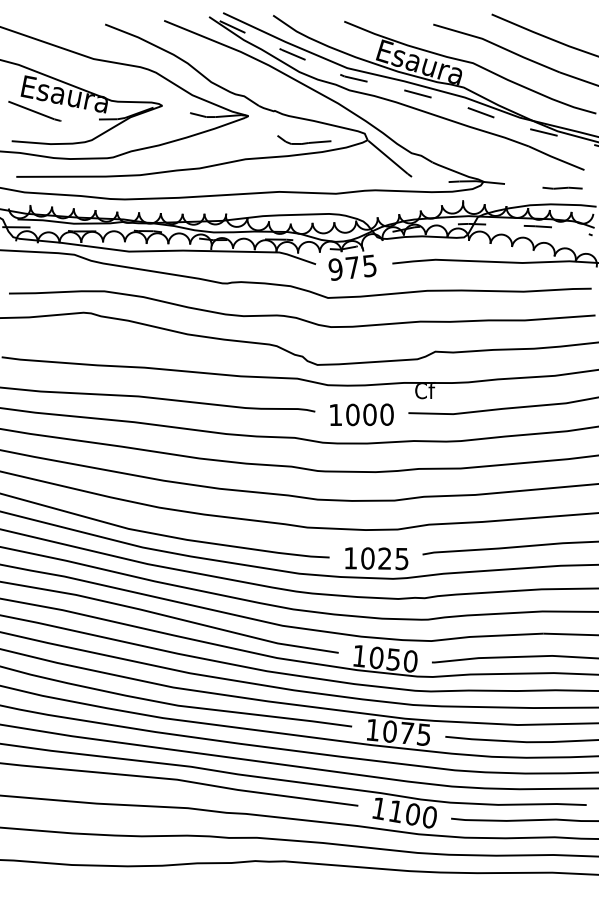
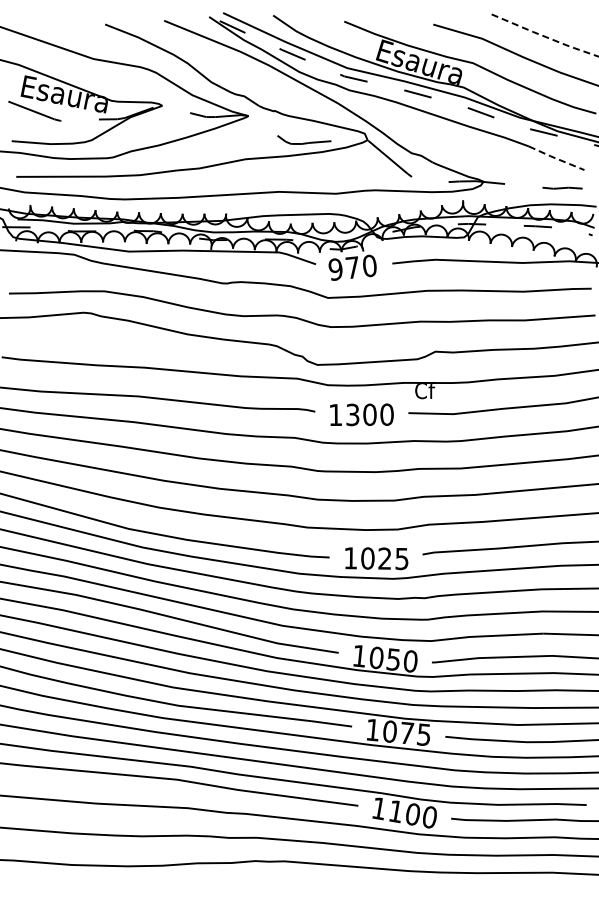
line: solid -> dashed (545, 36)
line: solid -> dashed (556, 158)
text: 975 -> 970 (369, 265)
text: 1000 -> 1300 (352, 414)
